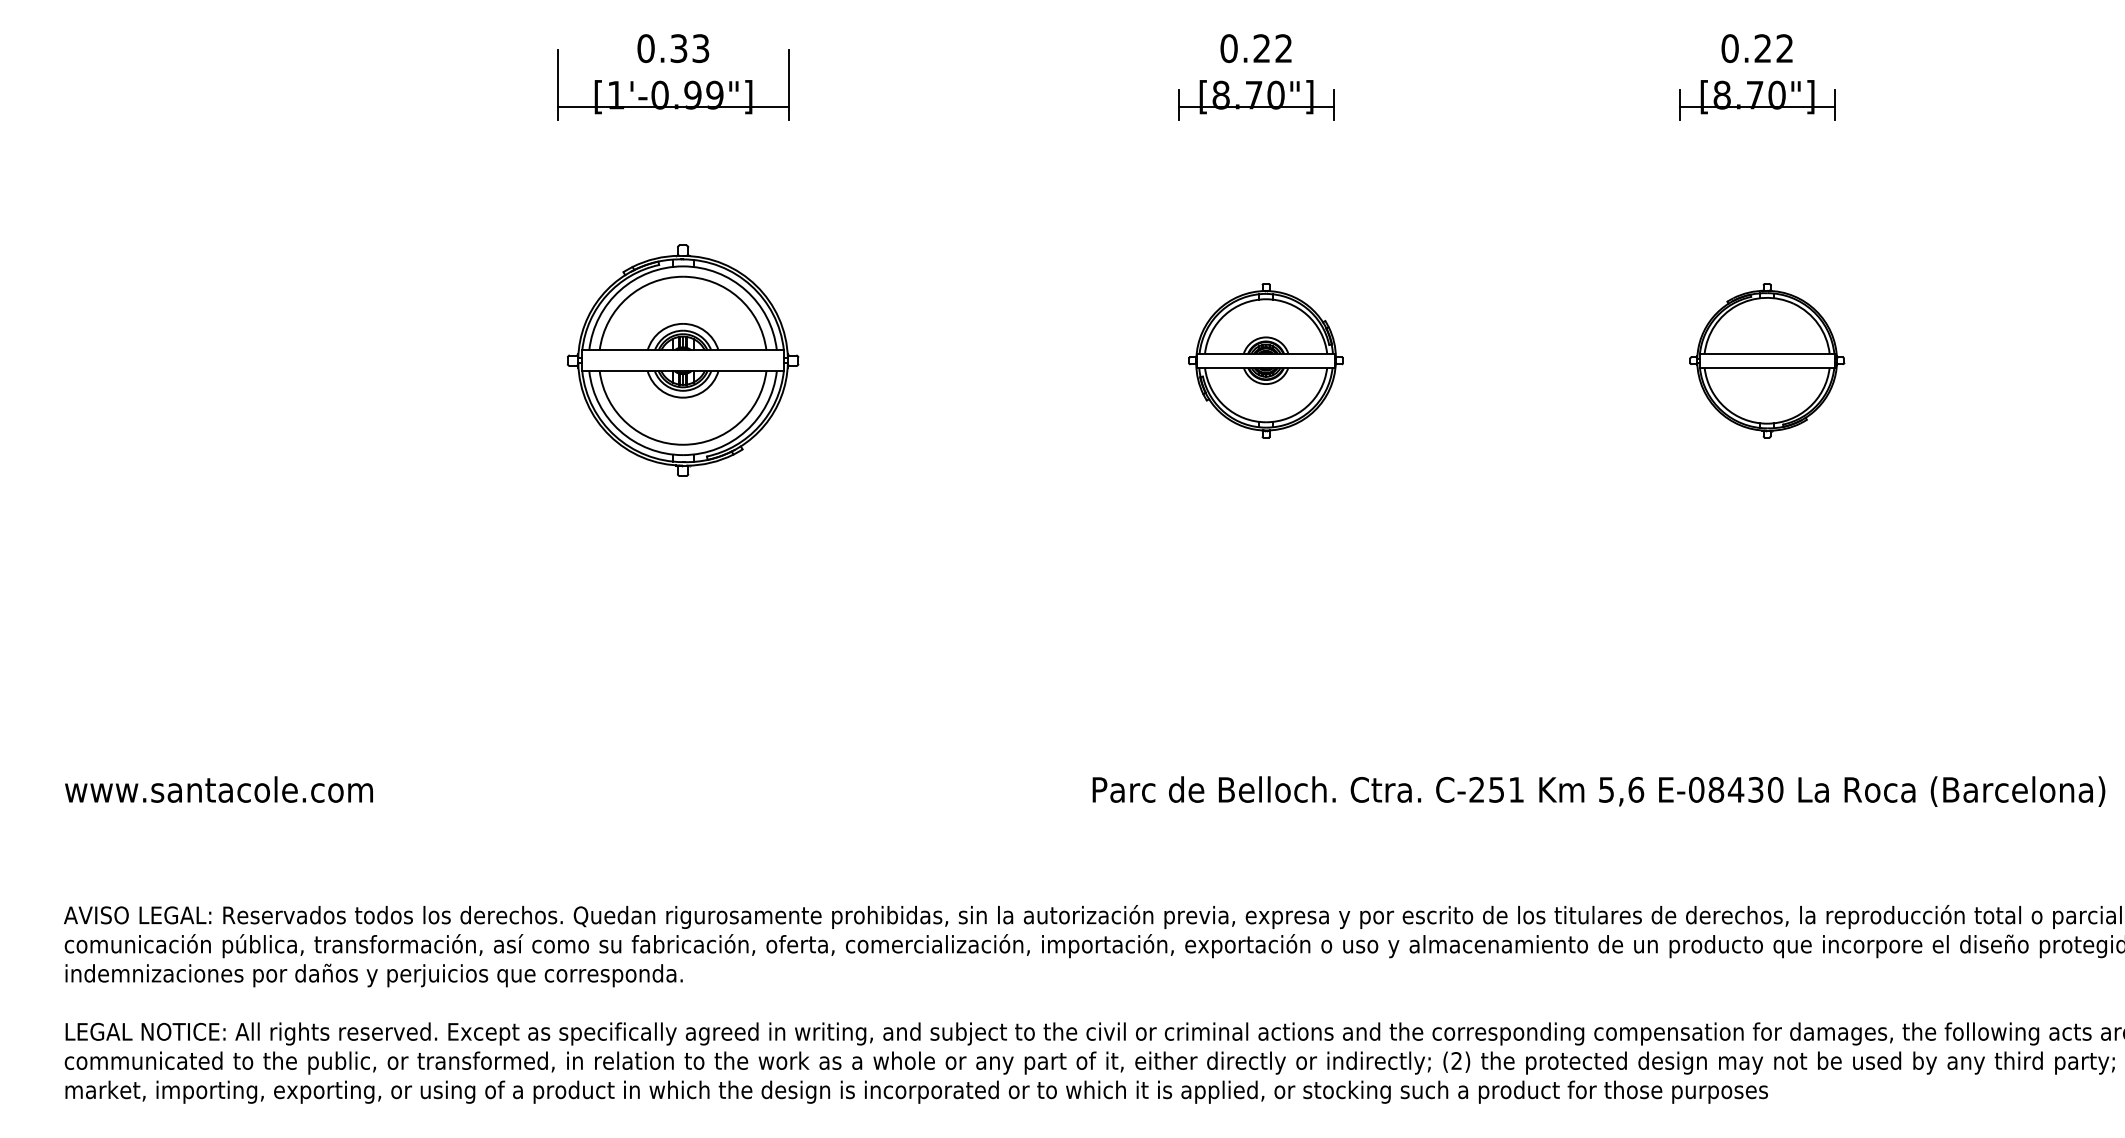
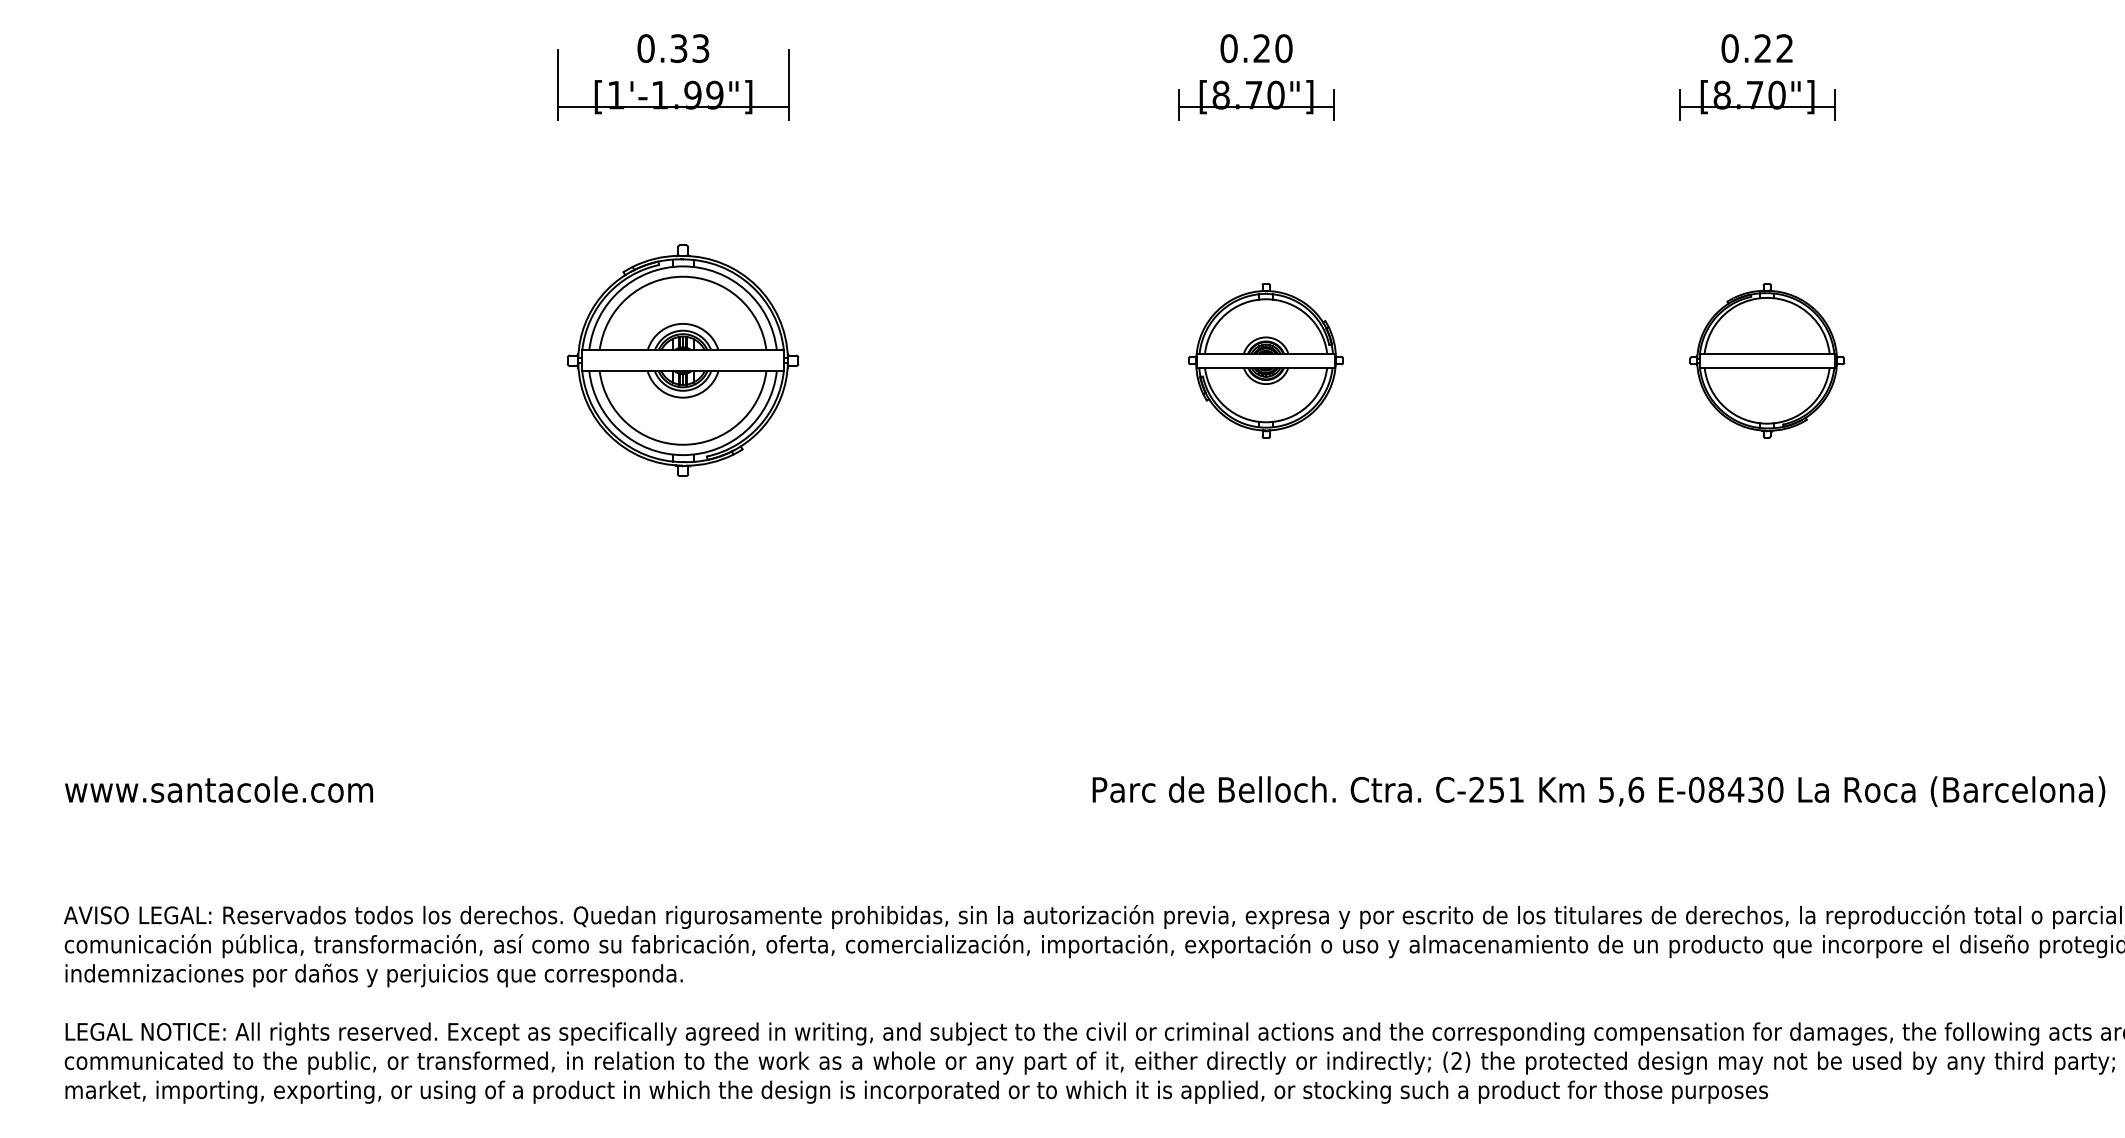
text: 0.22 -> 0.20 (1283, 48)
text: [1'-0.99"] -> [1'-1.99"] (659, 94)
